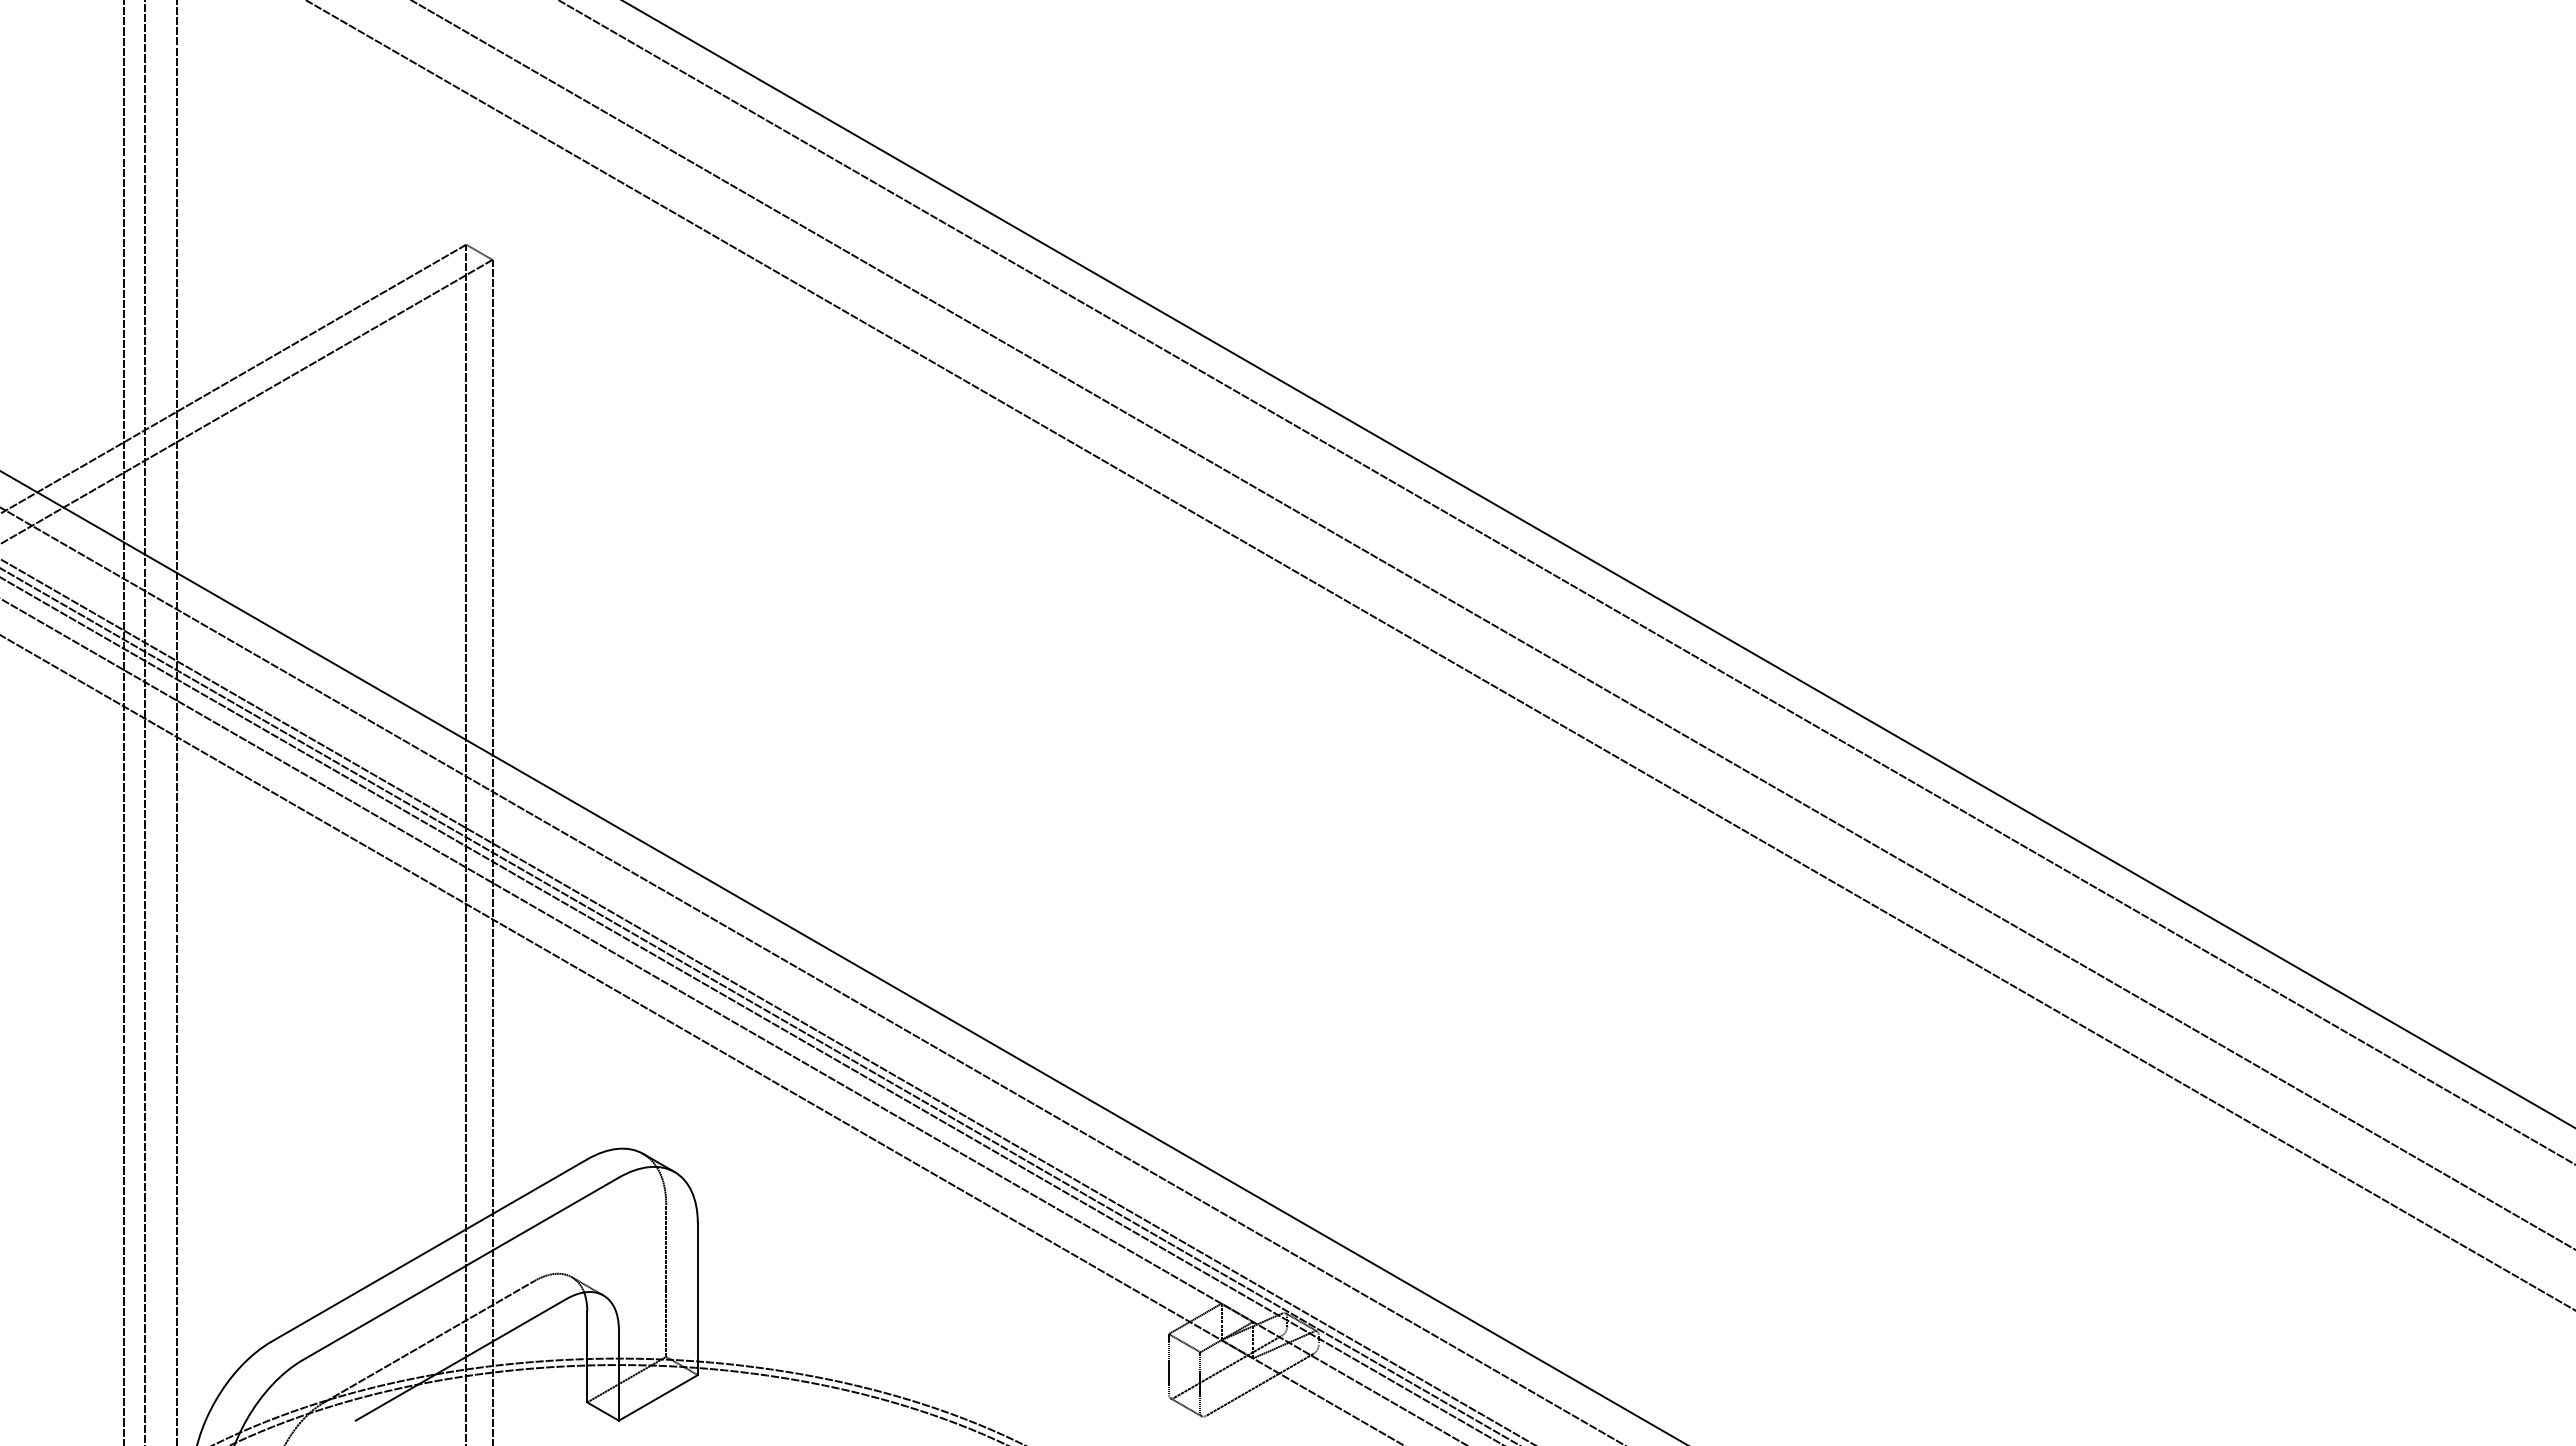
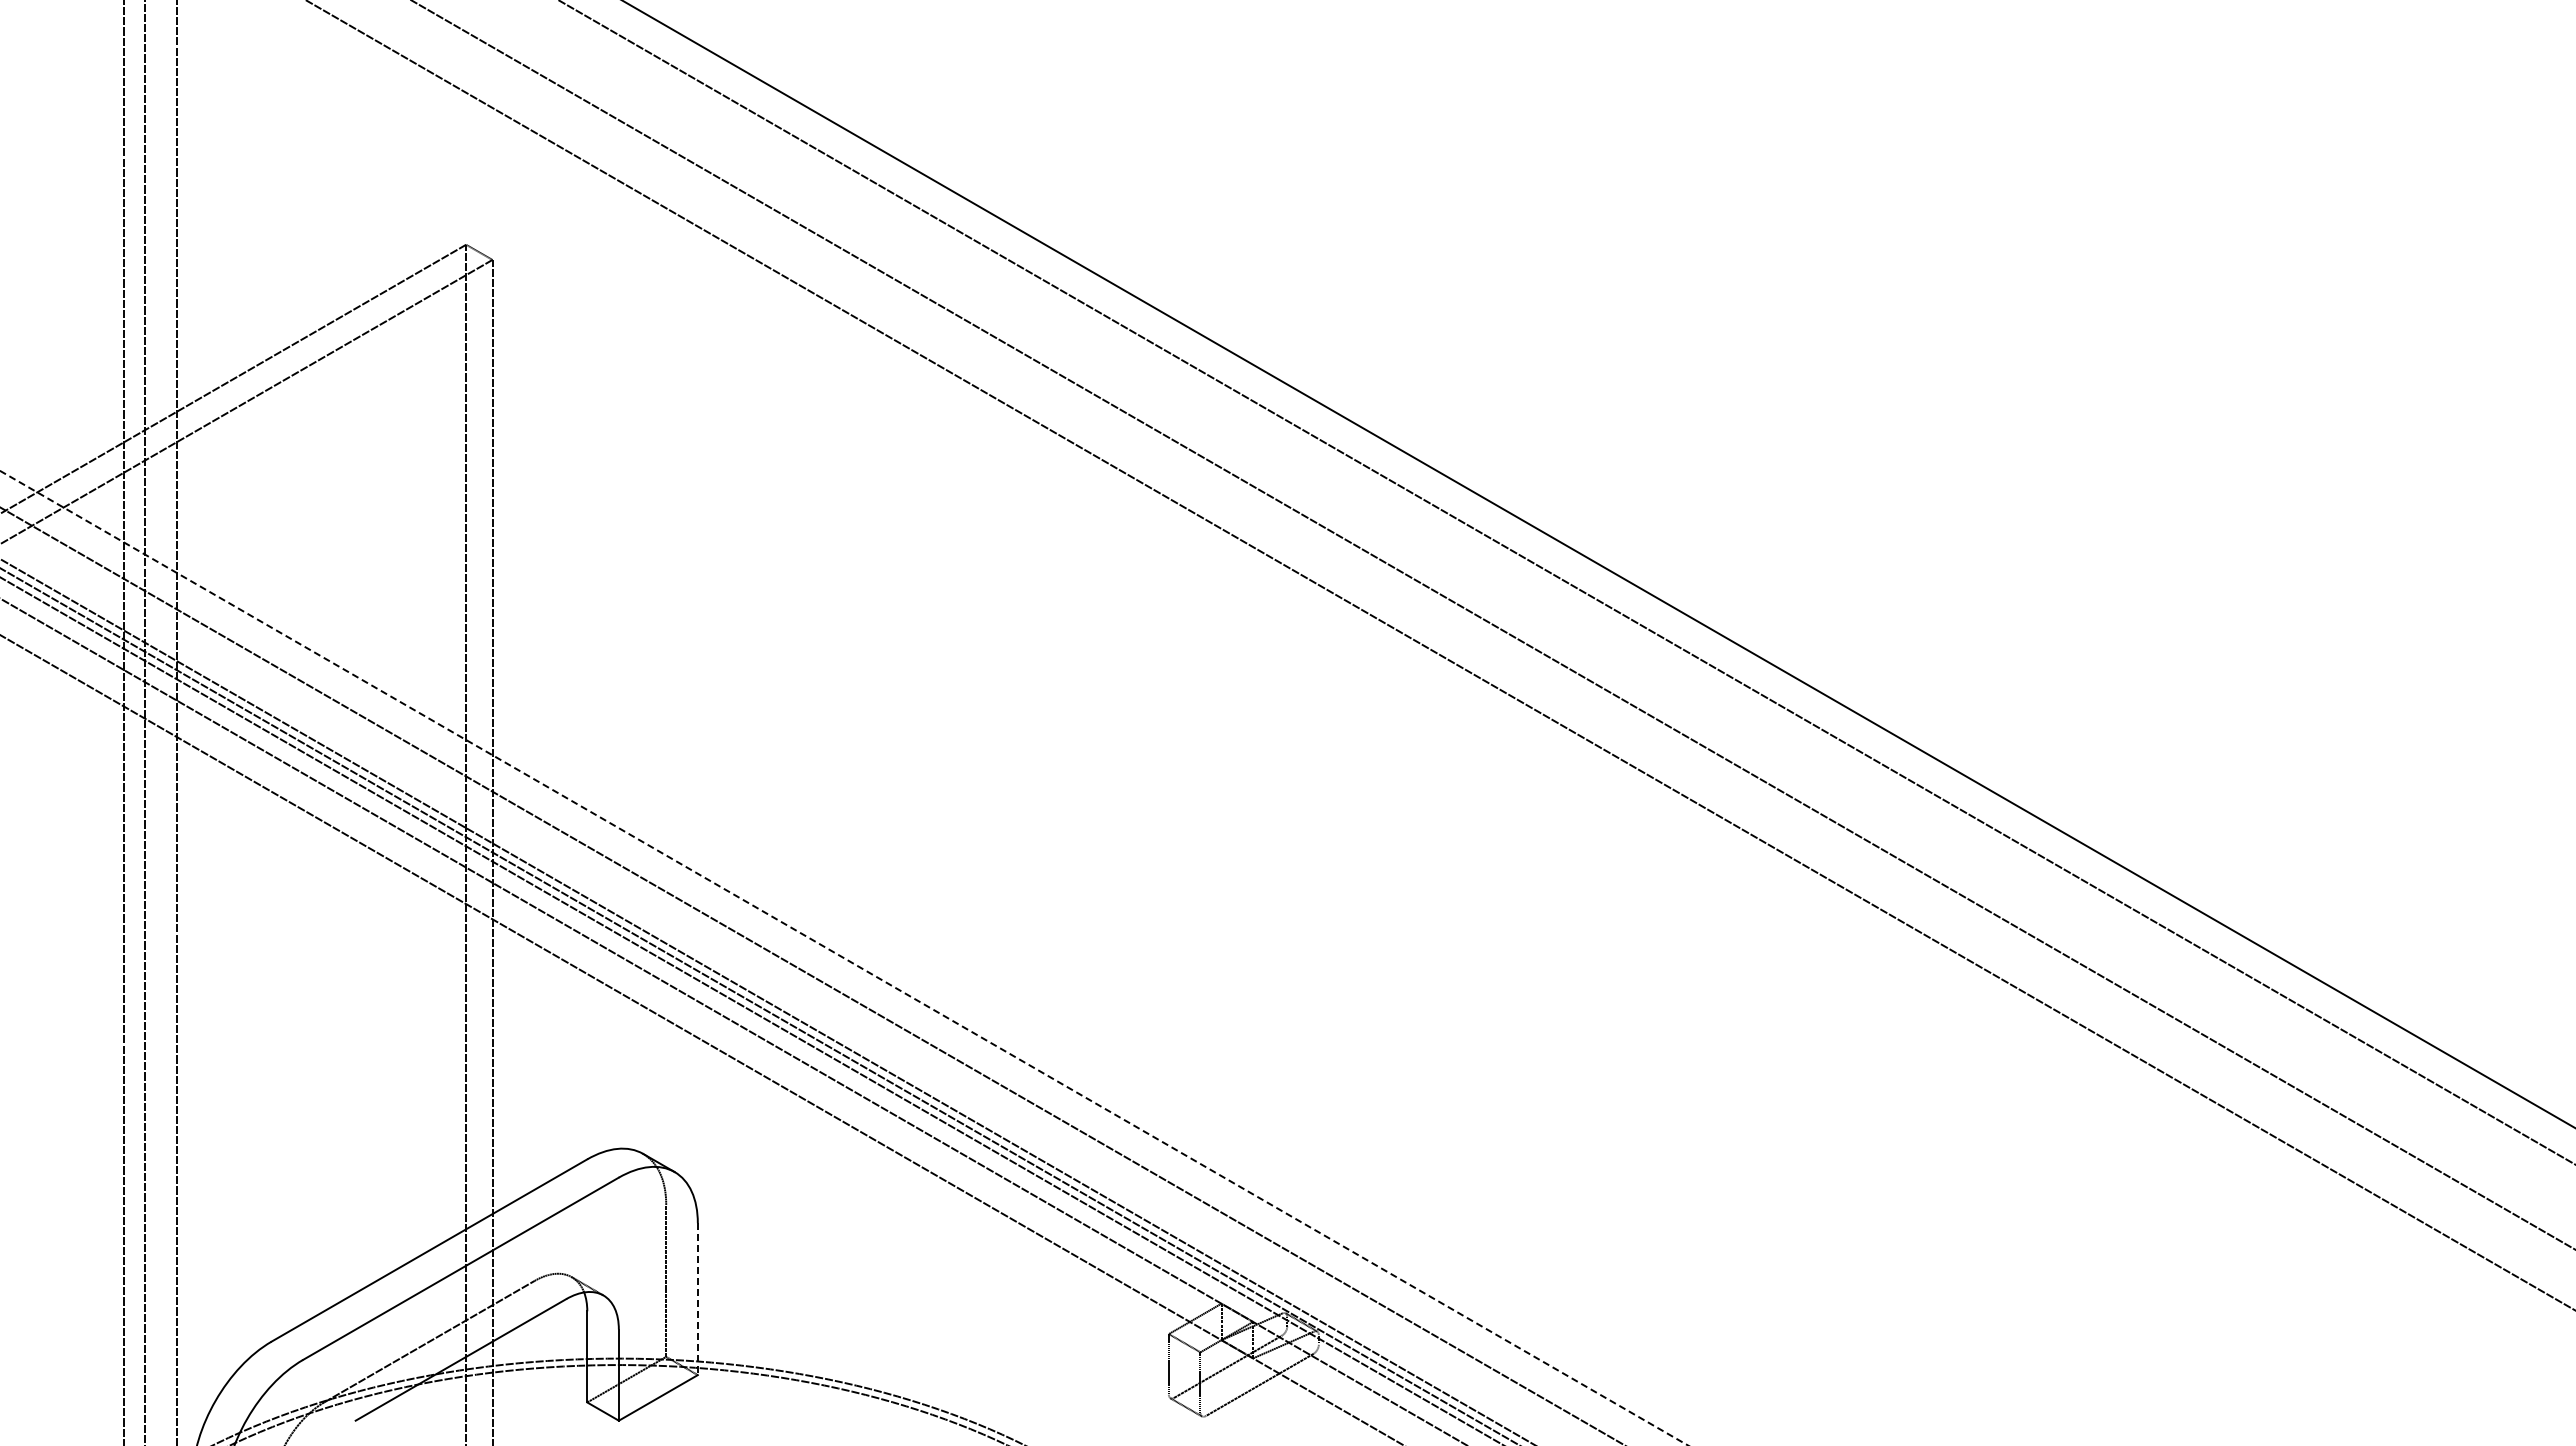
line: solid -> dashed (845, 958)
line: solid -> dashed (697, 1299)
